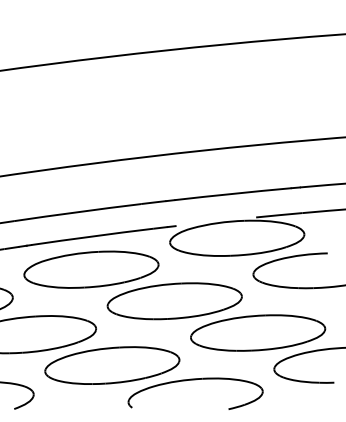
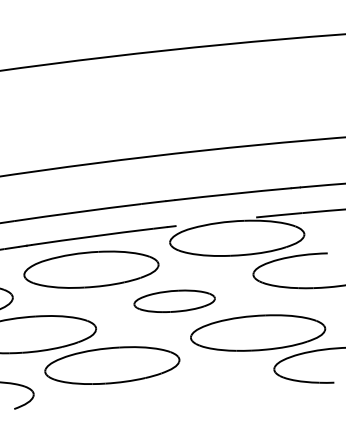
part size: 137x39 px -> 83x24 px (174, 300)
part: present -> none (195, 380)
